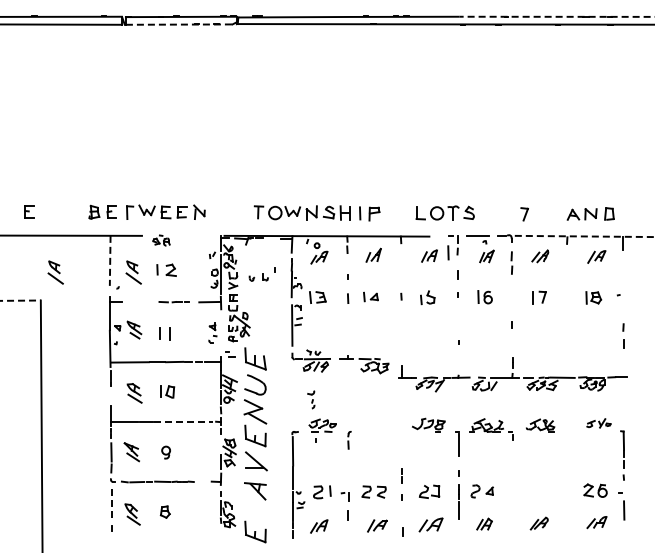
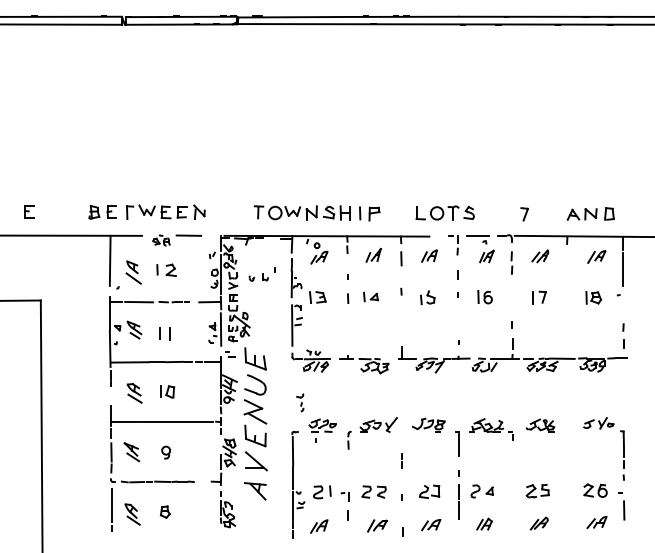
line: dashed -> solid (556, 16)
line: dashed -> solid (181, 24)
line: none -> present (188, 235)
line: dashed -> solid (584, 236)
line position: (448, 252) -> (401, 258) (401, 258)
line: dashed -> solid (110, 261)
line: none -> present (623, 268)
part: present -> none (55, 272)
line position: (401, 296) -> (401, 291) (401, 291)
line: dashed -> solid (20, 300)
line: none -> present (138, 301)
line: none -> present (220, 329)
part position: (512, 374) -> (512, 355) (512, 355)
part position: (311, 399) -> (300, 402) (300, 402)
line: dashed -> solid (184, 421)
part size: 26x11 px -> 32x13 px (598, 423)
part: none -> present (378, 424)
line position: (401, 474) -> (401, 459) (401, 459)
part: none -> present (537, 491)
line: dashed -> solid (111, 506)
part size: 26x16 px -> 21x13 px (431, 525)
part: present -> none (255, 531)
